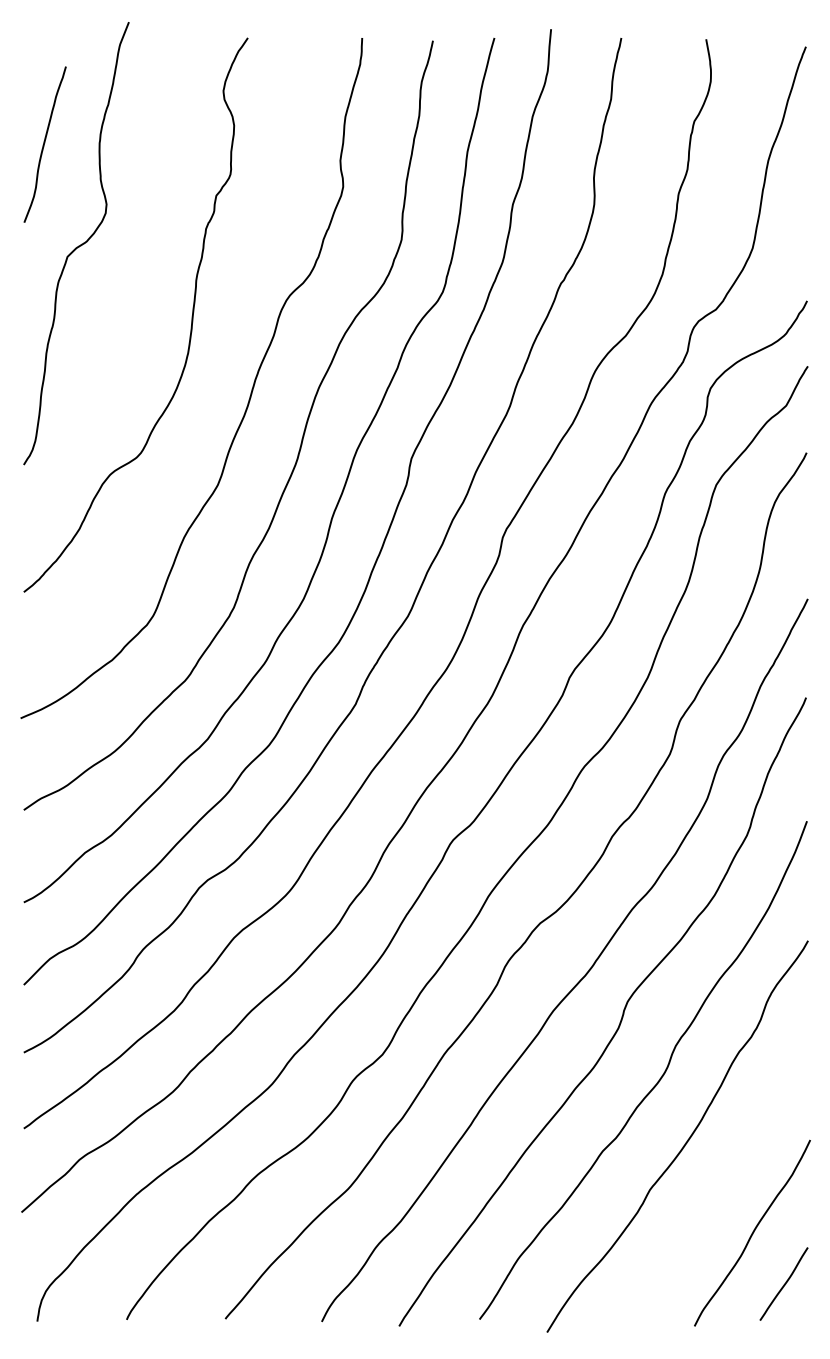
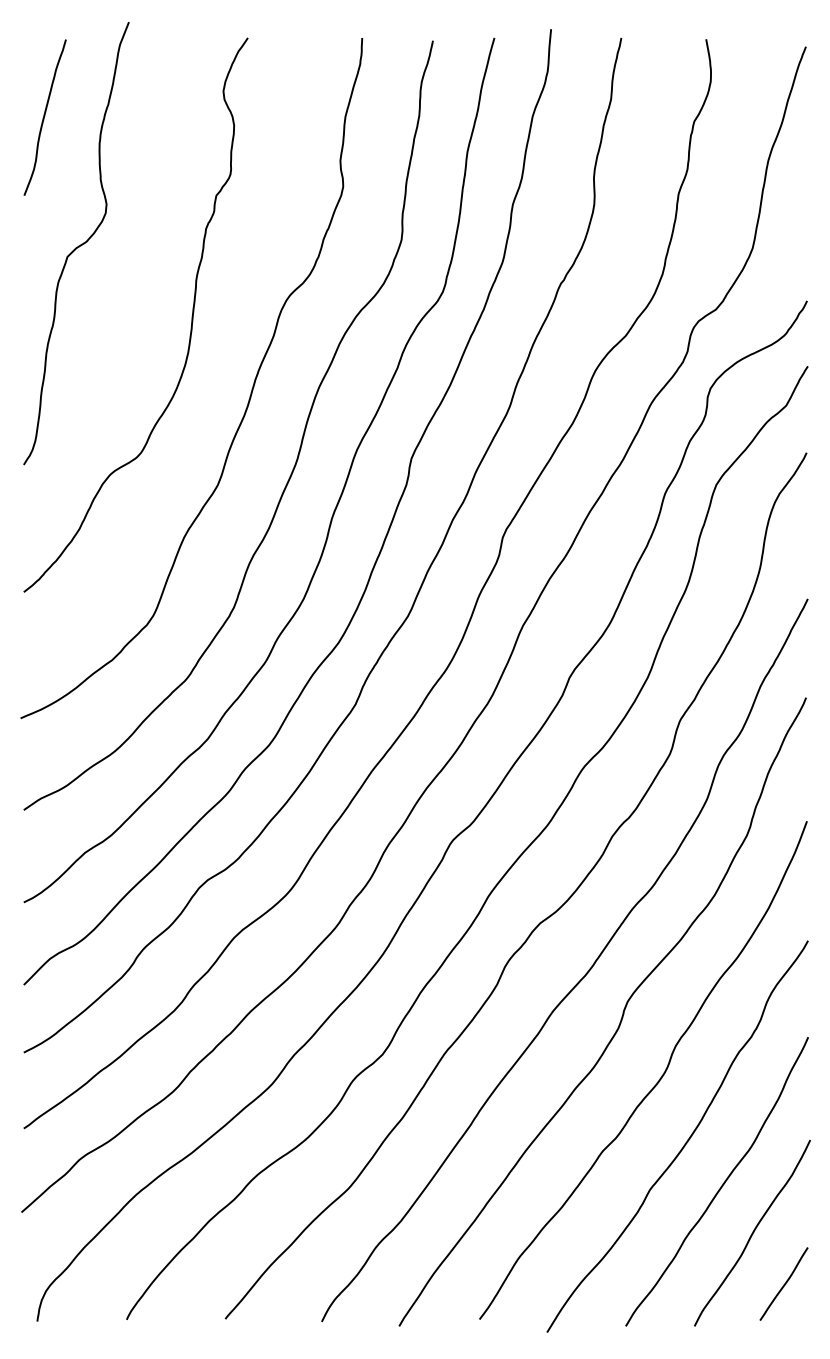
curve position: (44, 144) -> (44, 117) (44, 117)
curve: none -> present (722, 1183)
